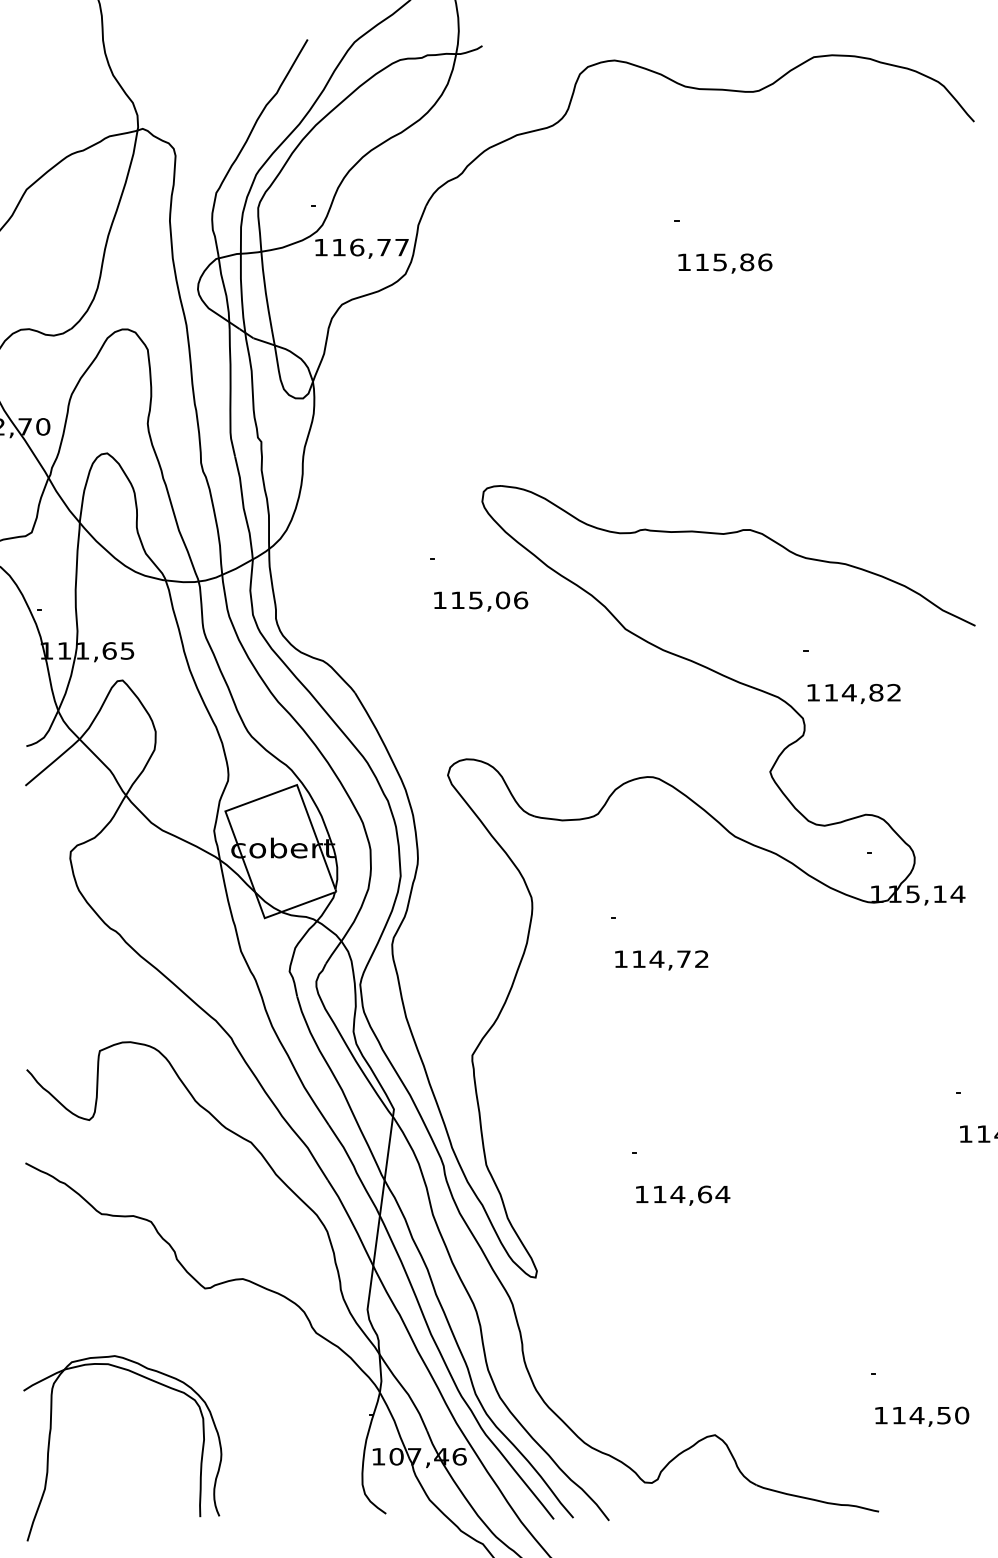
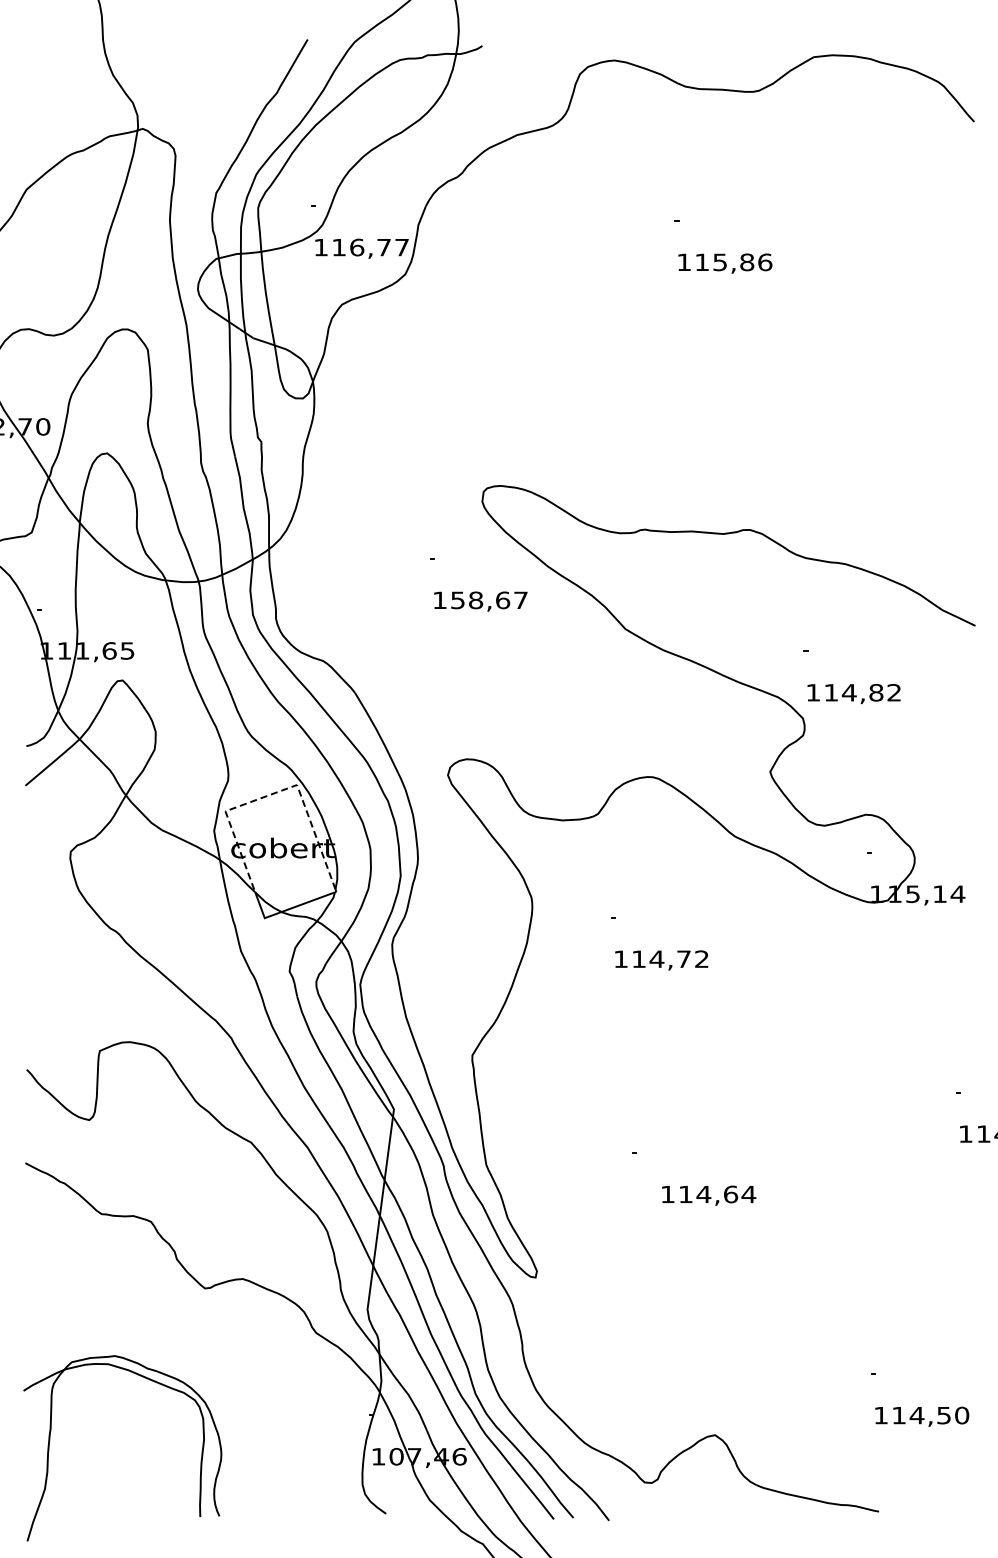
text: 115,06 -> 158,67 (489, 600)
line: solid -> dashed (272, 793)
text position: (683, 1195) -> (709, 1195) (709, 1195)
